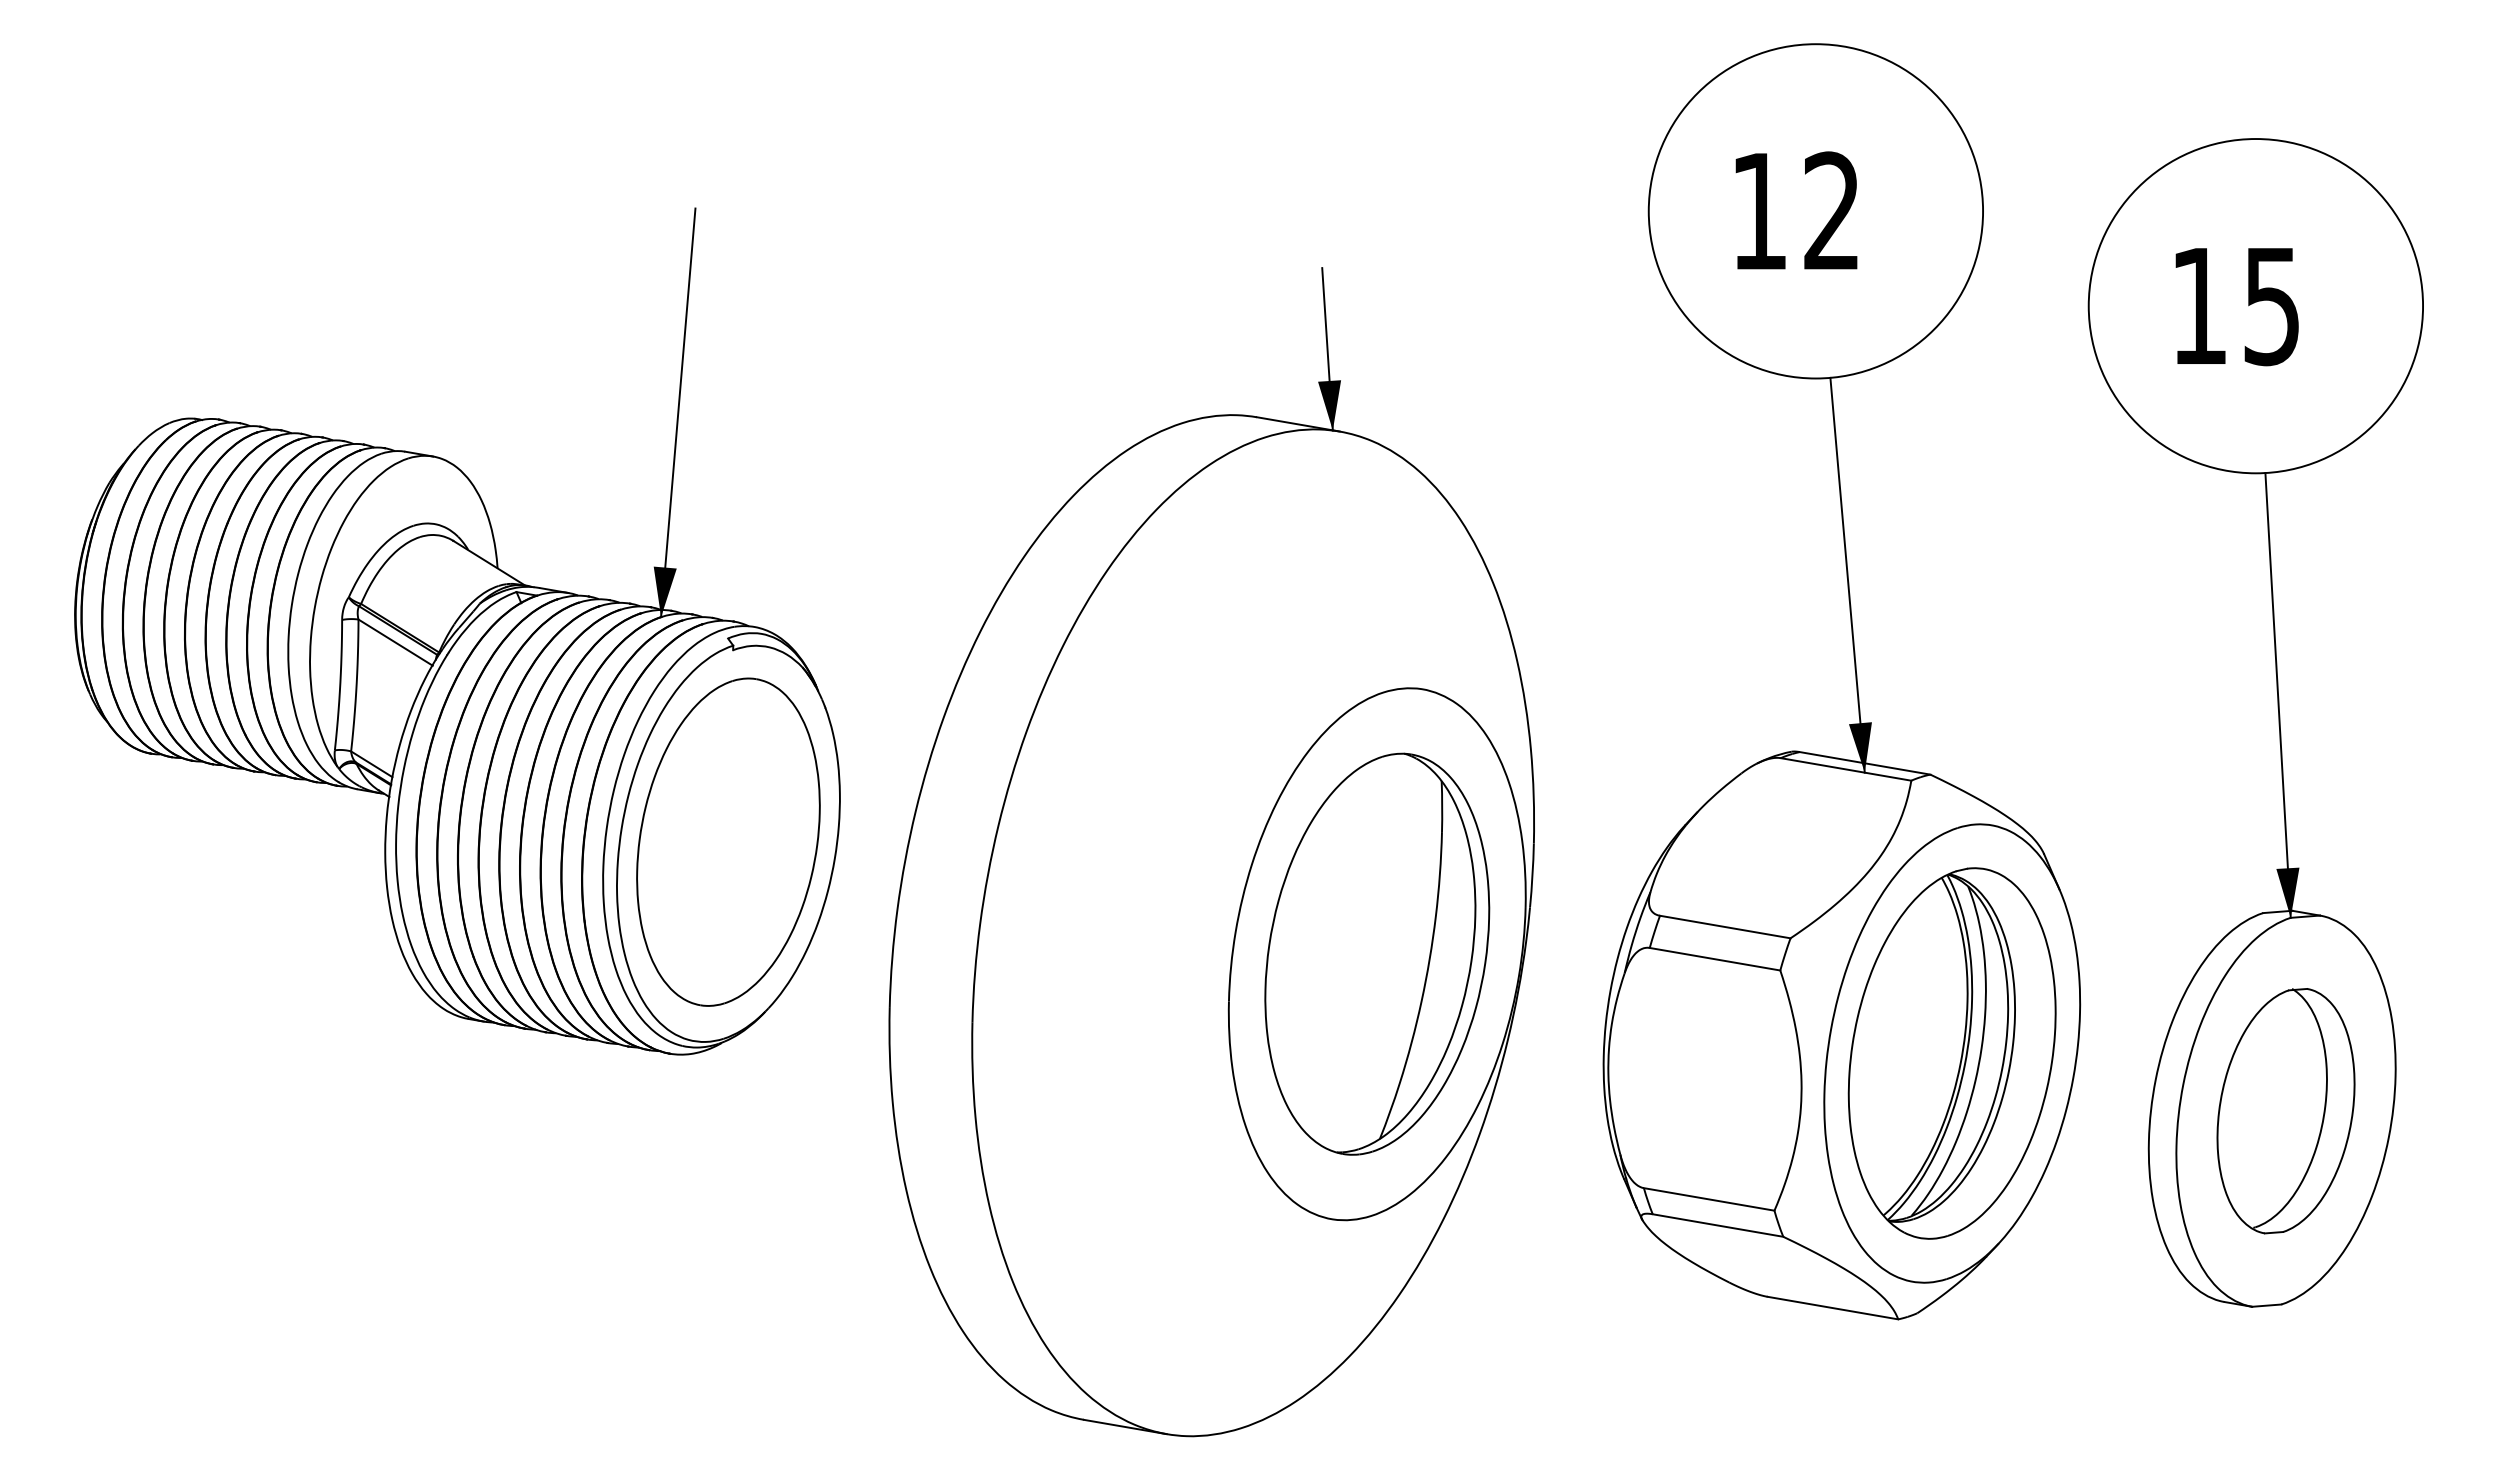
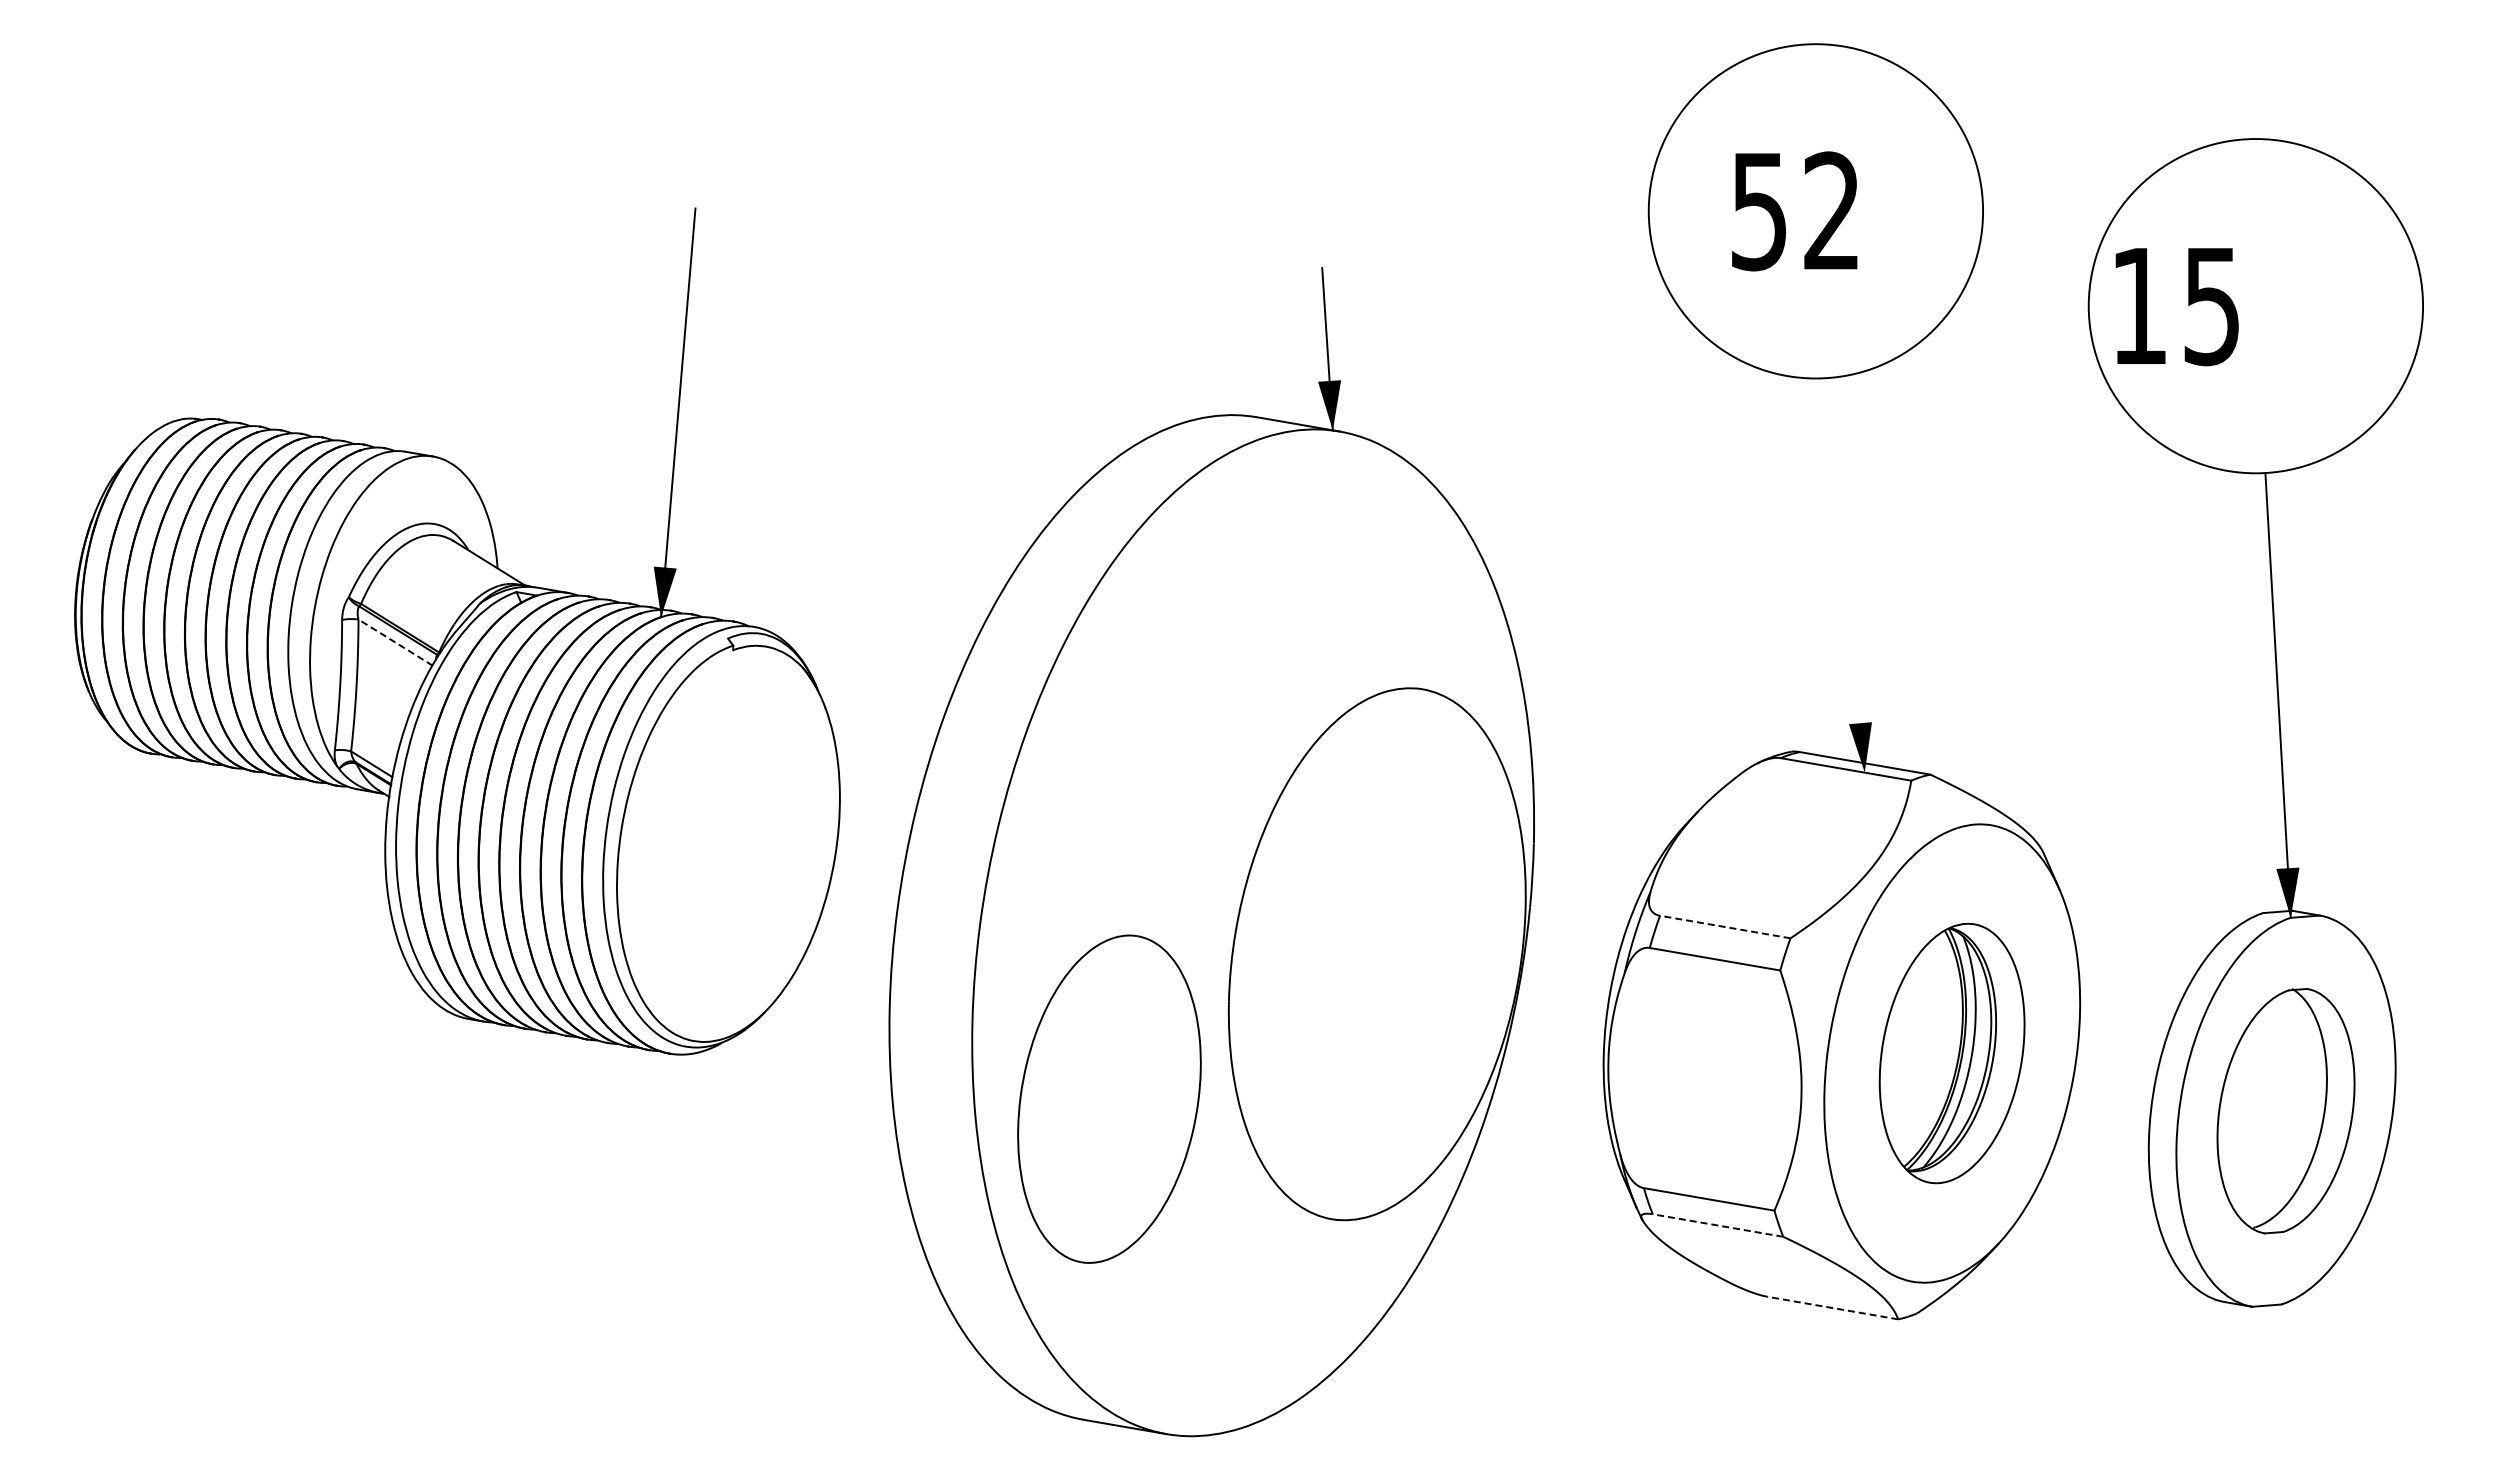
text: 12 -> 52 (1758, 212)
text position: (2236, 307) -> (2176, 307) (2176, 307)
line: present -> none (1847, 574)
line: solid -> dashed (395, 642)
part position: (728, 841) -> (1109, 1098) (1109, 1098)
line: solid -> dashed (1724, 926)
part: present -> none (1377, 953)
part size: 210x373 px -> 148x263 px (1951, 1053)
line: solid -> dashed (1717, 1225)
line: solid -> dashed (1832, 1308)
